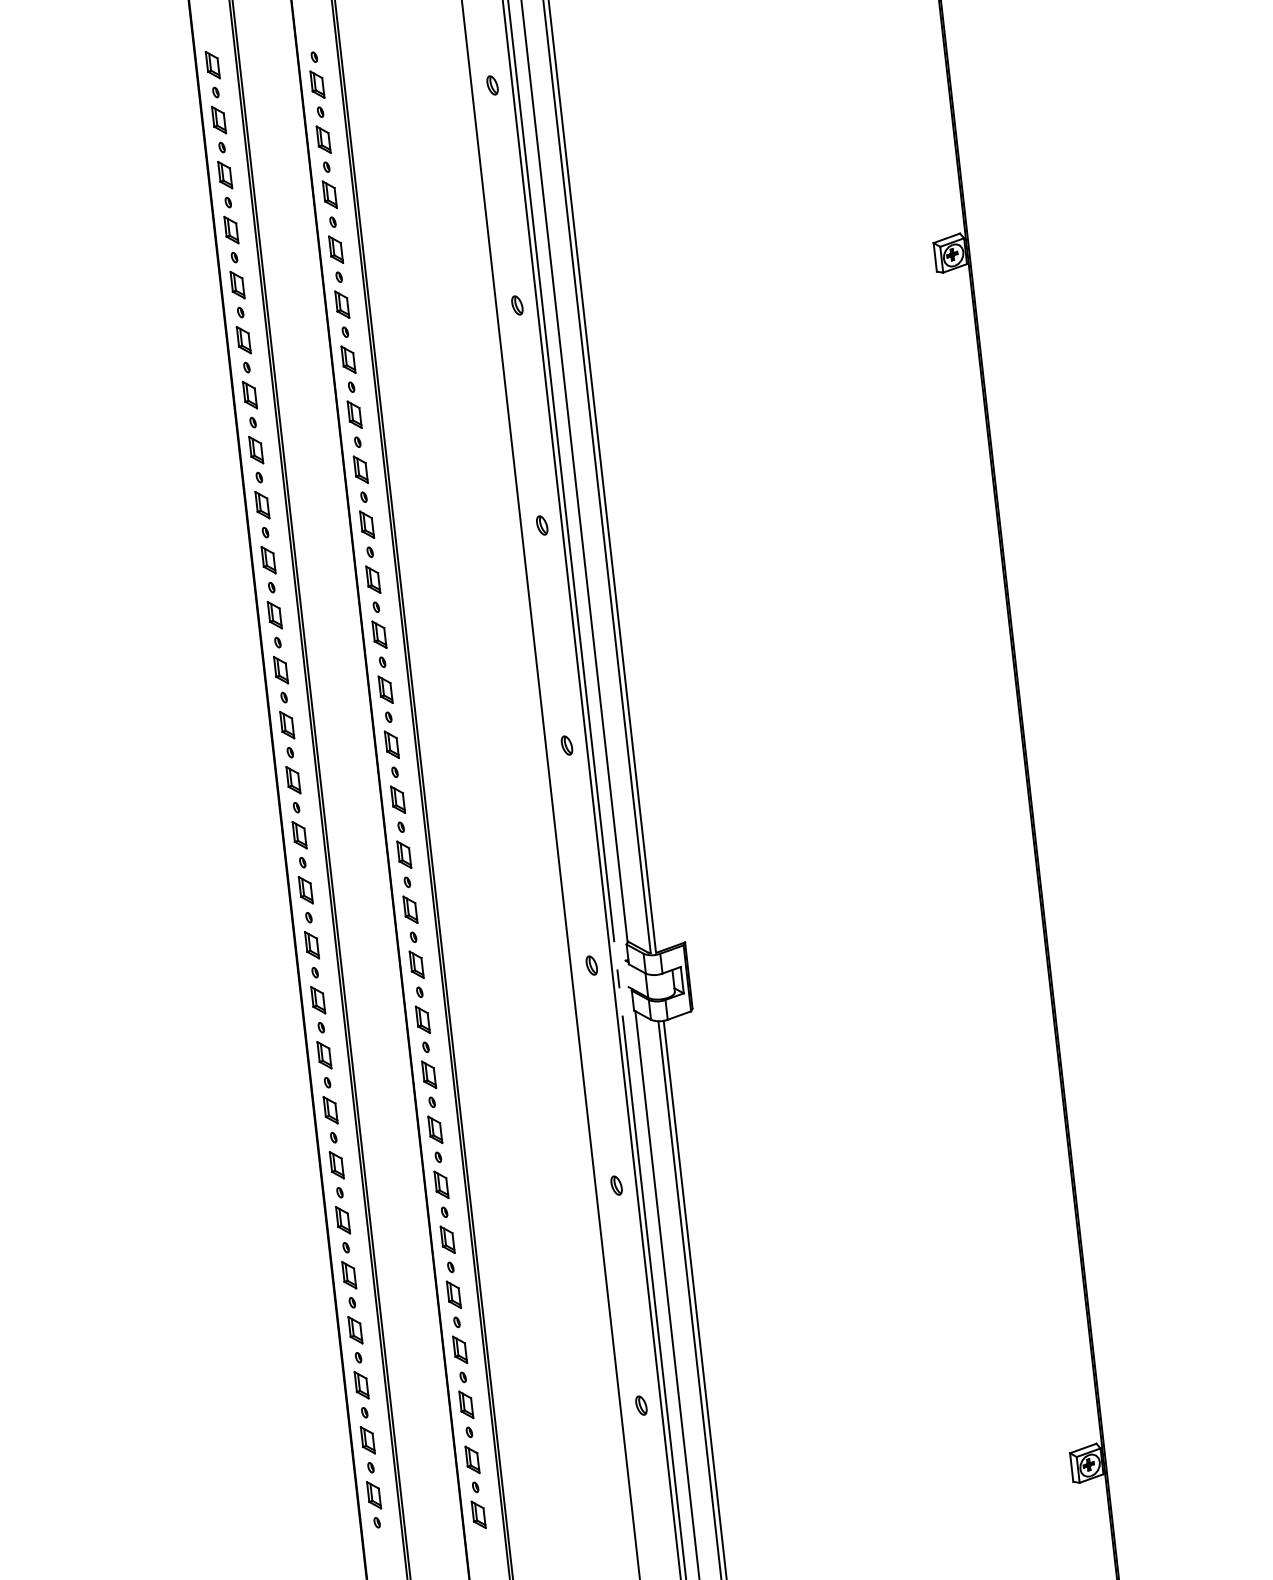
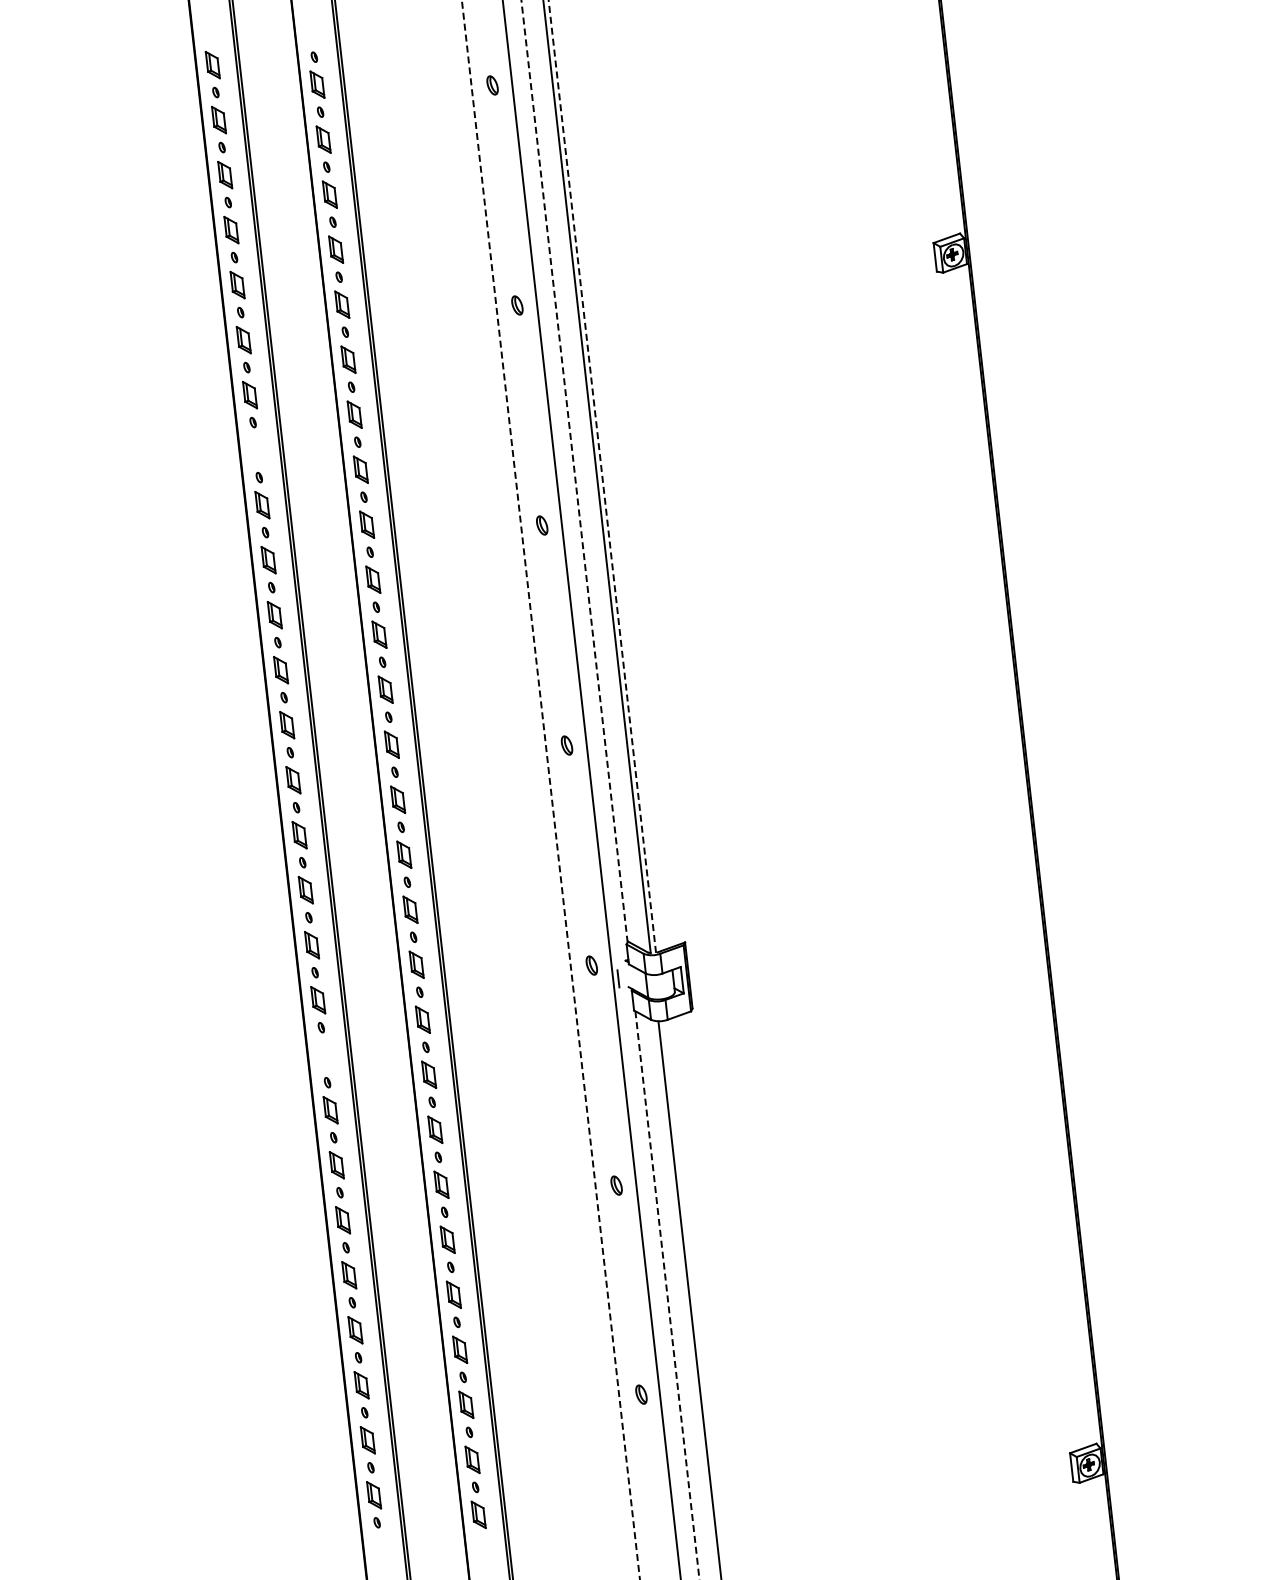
part: present -> none (256, 450)
line: present -> none (561, 471)
line: solid -> dashed (574, 471)
line: solid -> dashed (602, 476)
line: solid -> dashed (550, 789)
part: present -> none (324, 1055)
line: solid -> dashed (667, 1295)
line: present -> none (653, 1296)
line: present -> none (694, 1298)
part position: (641, 1405) -> (641, 1394) (641, 1394)
